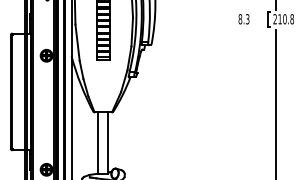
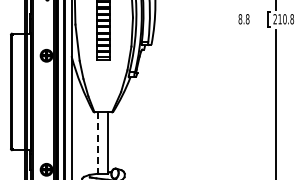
text: 8.3 -> 8.8 (247, 19)
line: solid -> dashed (98, 142)
